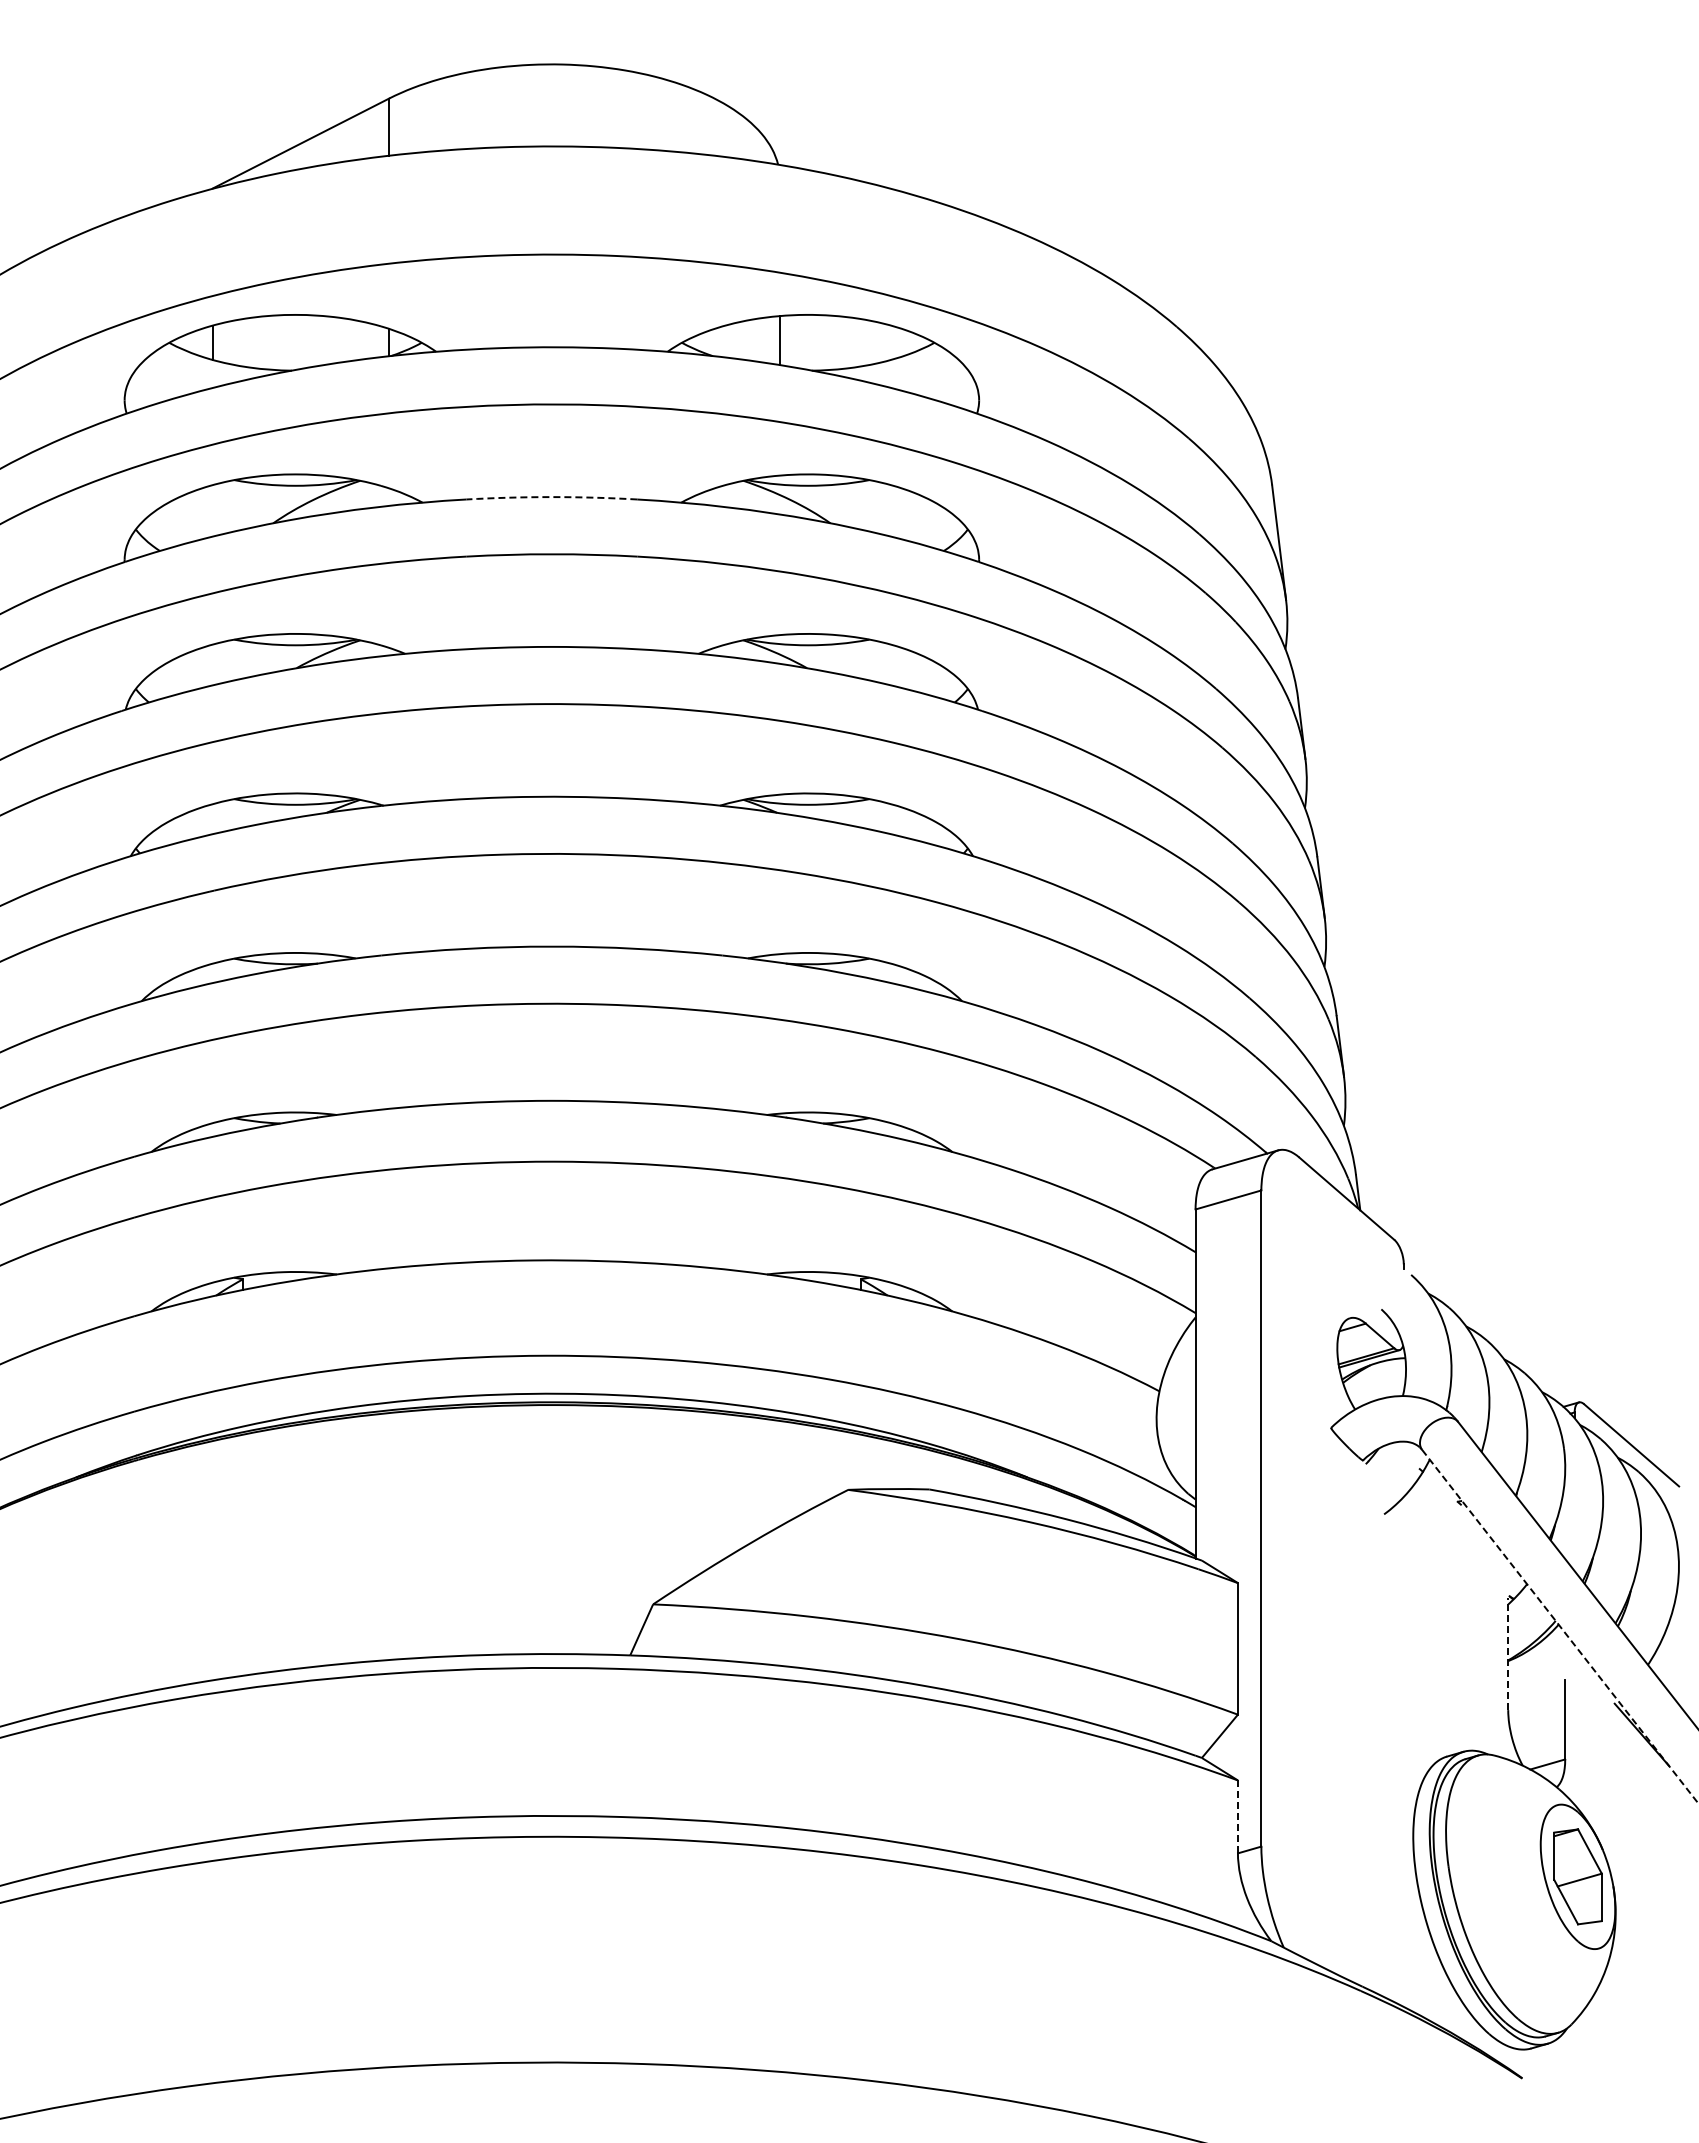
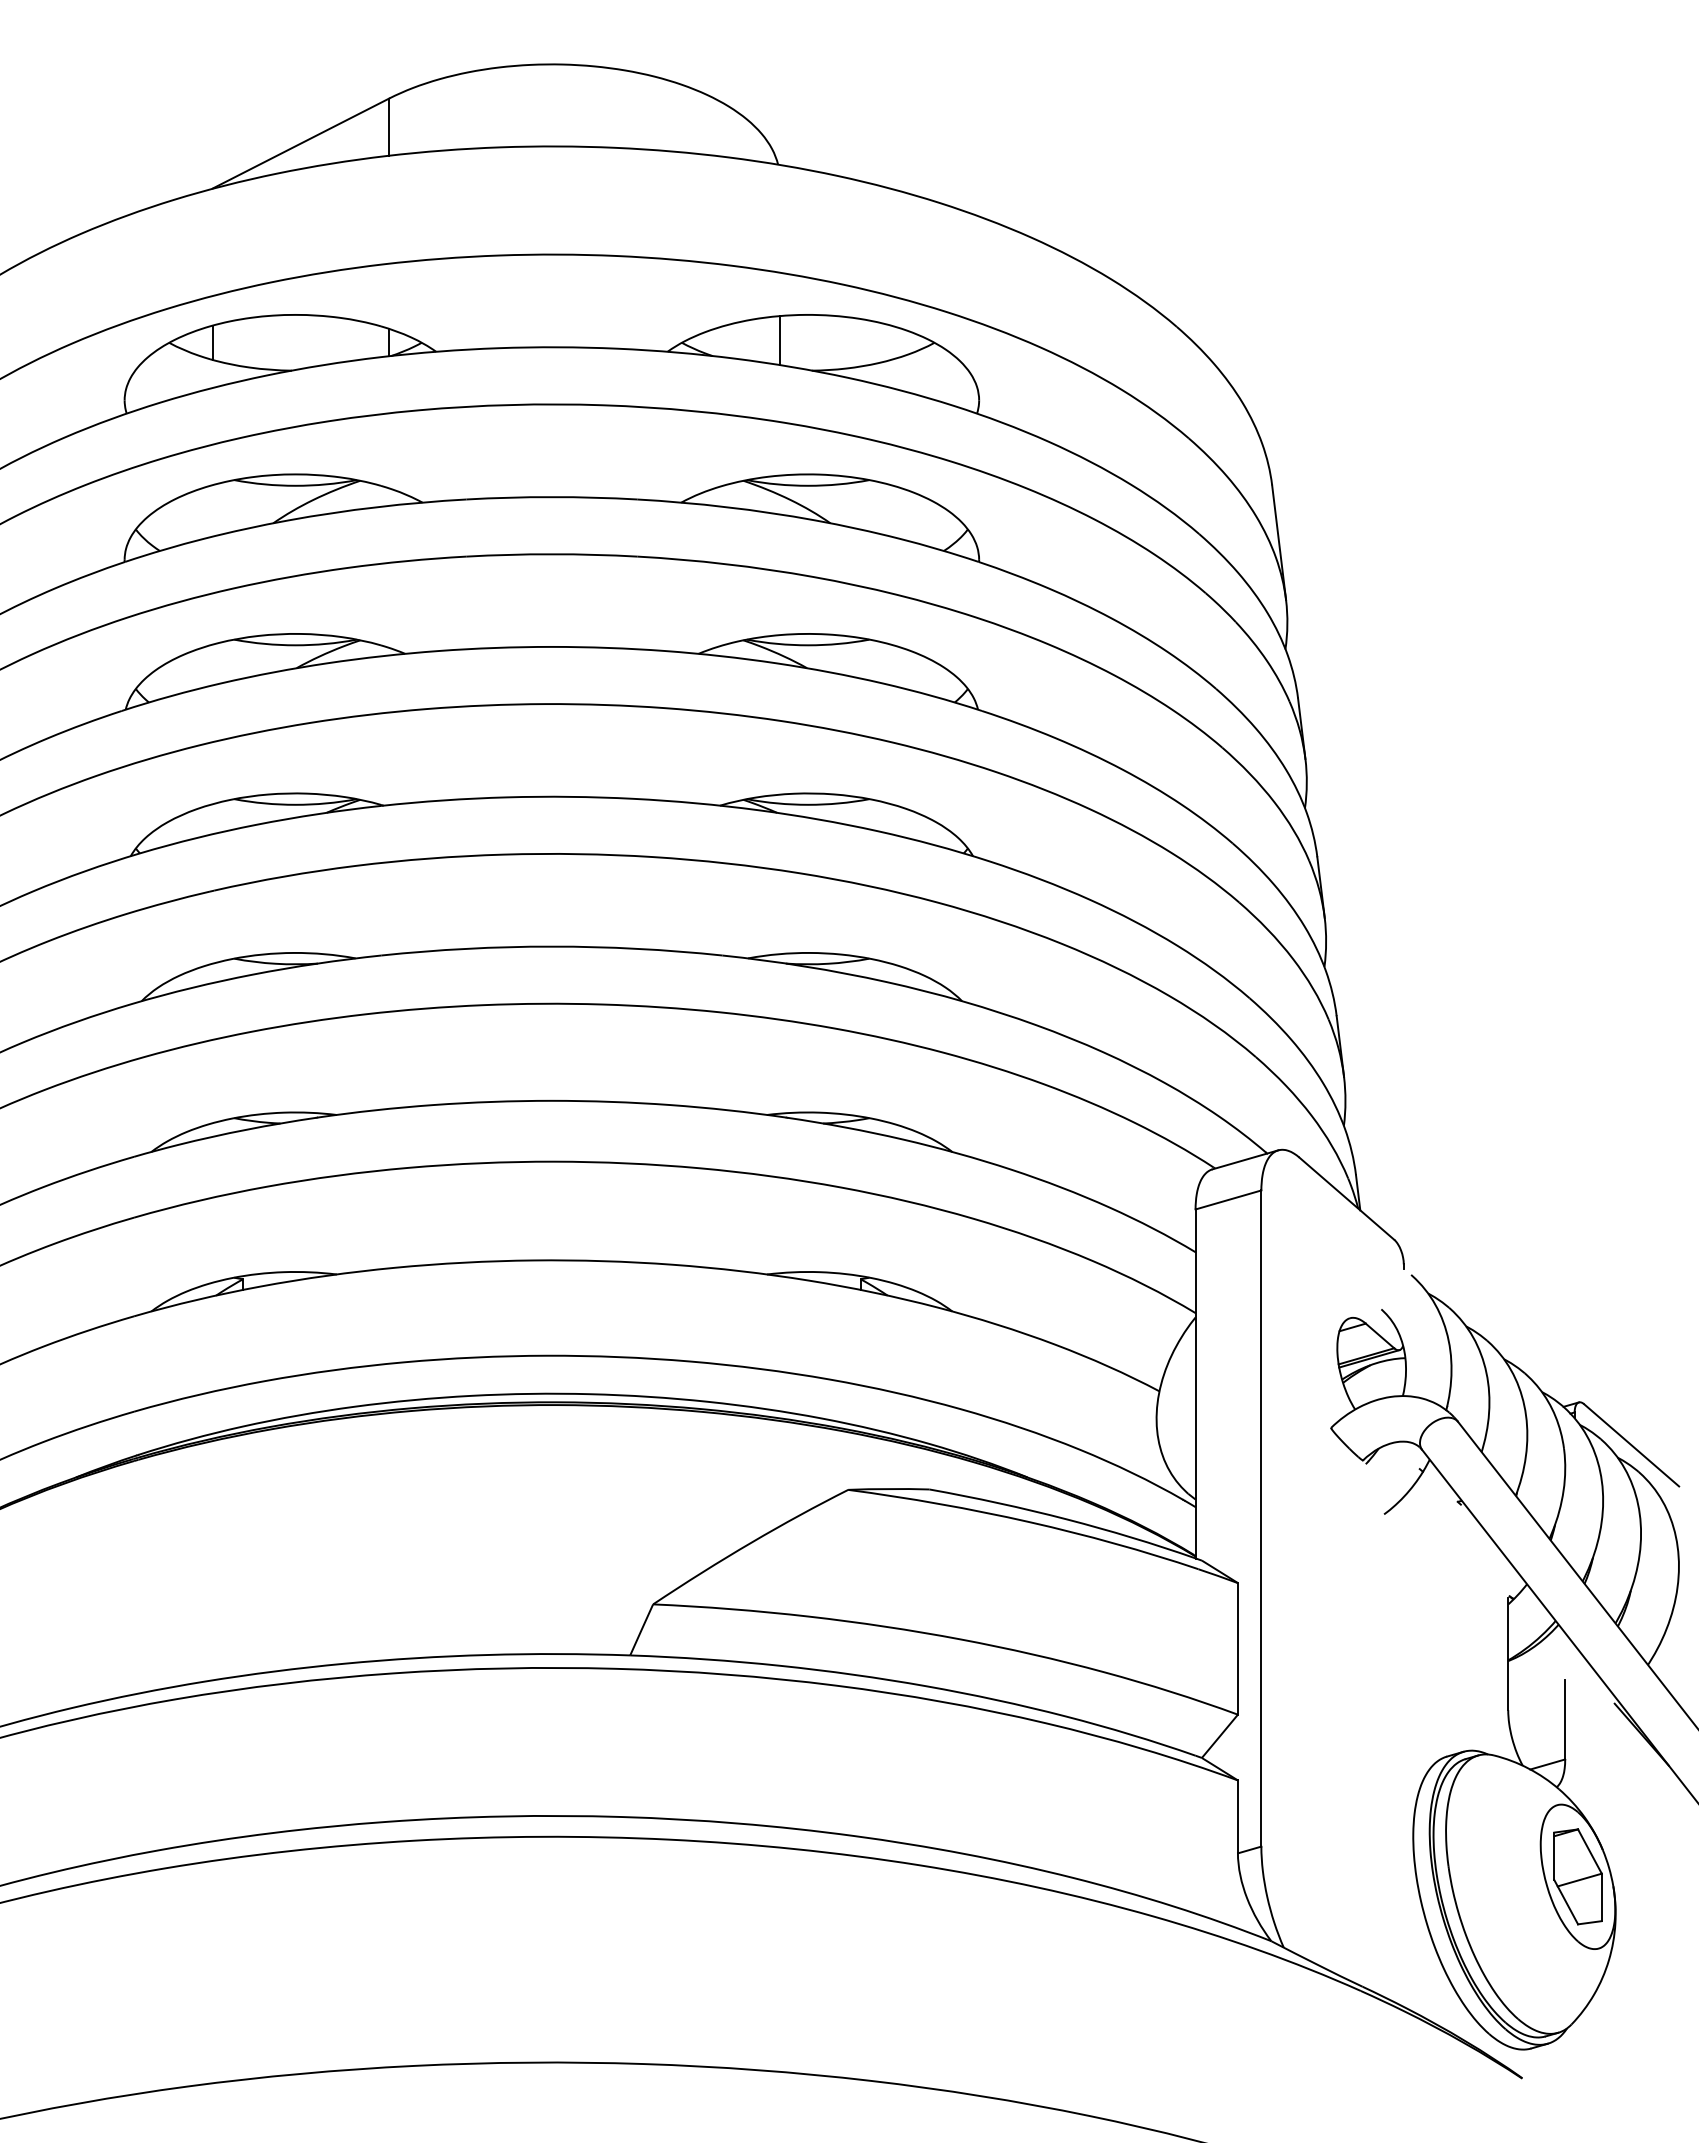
arc: dashed -> solid (551, 497)
line: dashed -> solid (1560, 1627)
line: dashed -> solid (1508, 1654)
line: dashed -> solid (1237, 1816)
